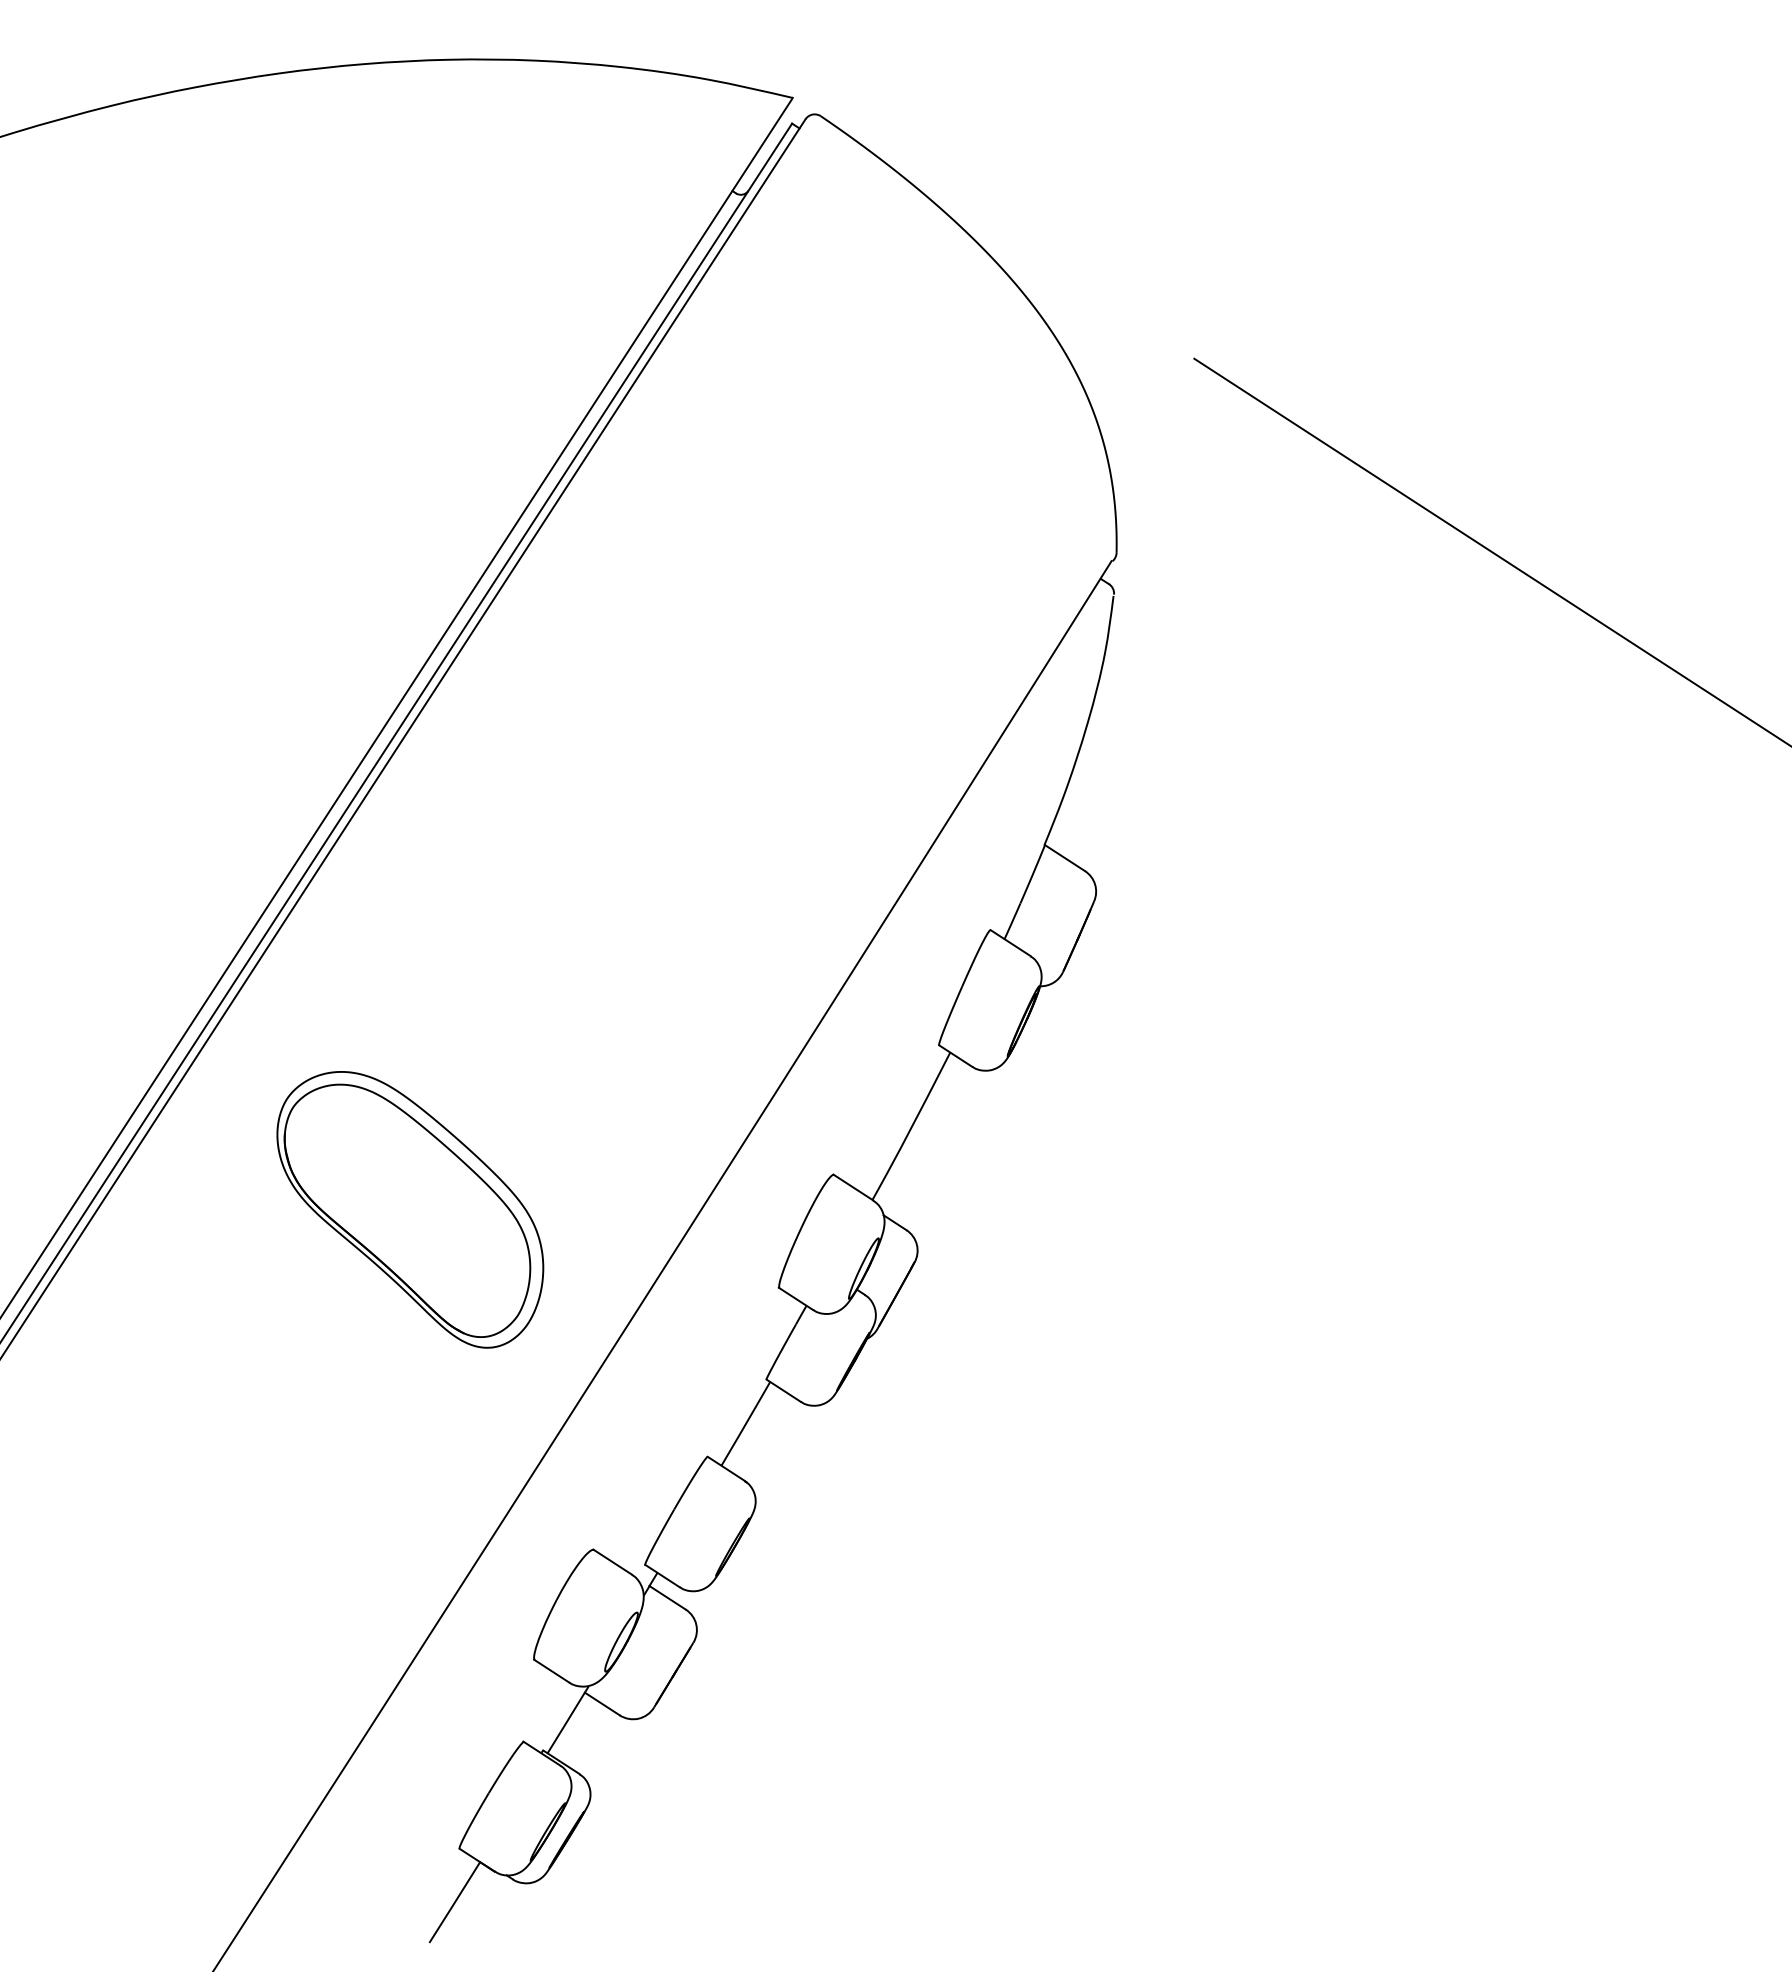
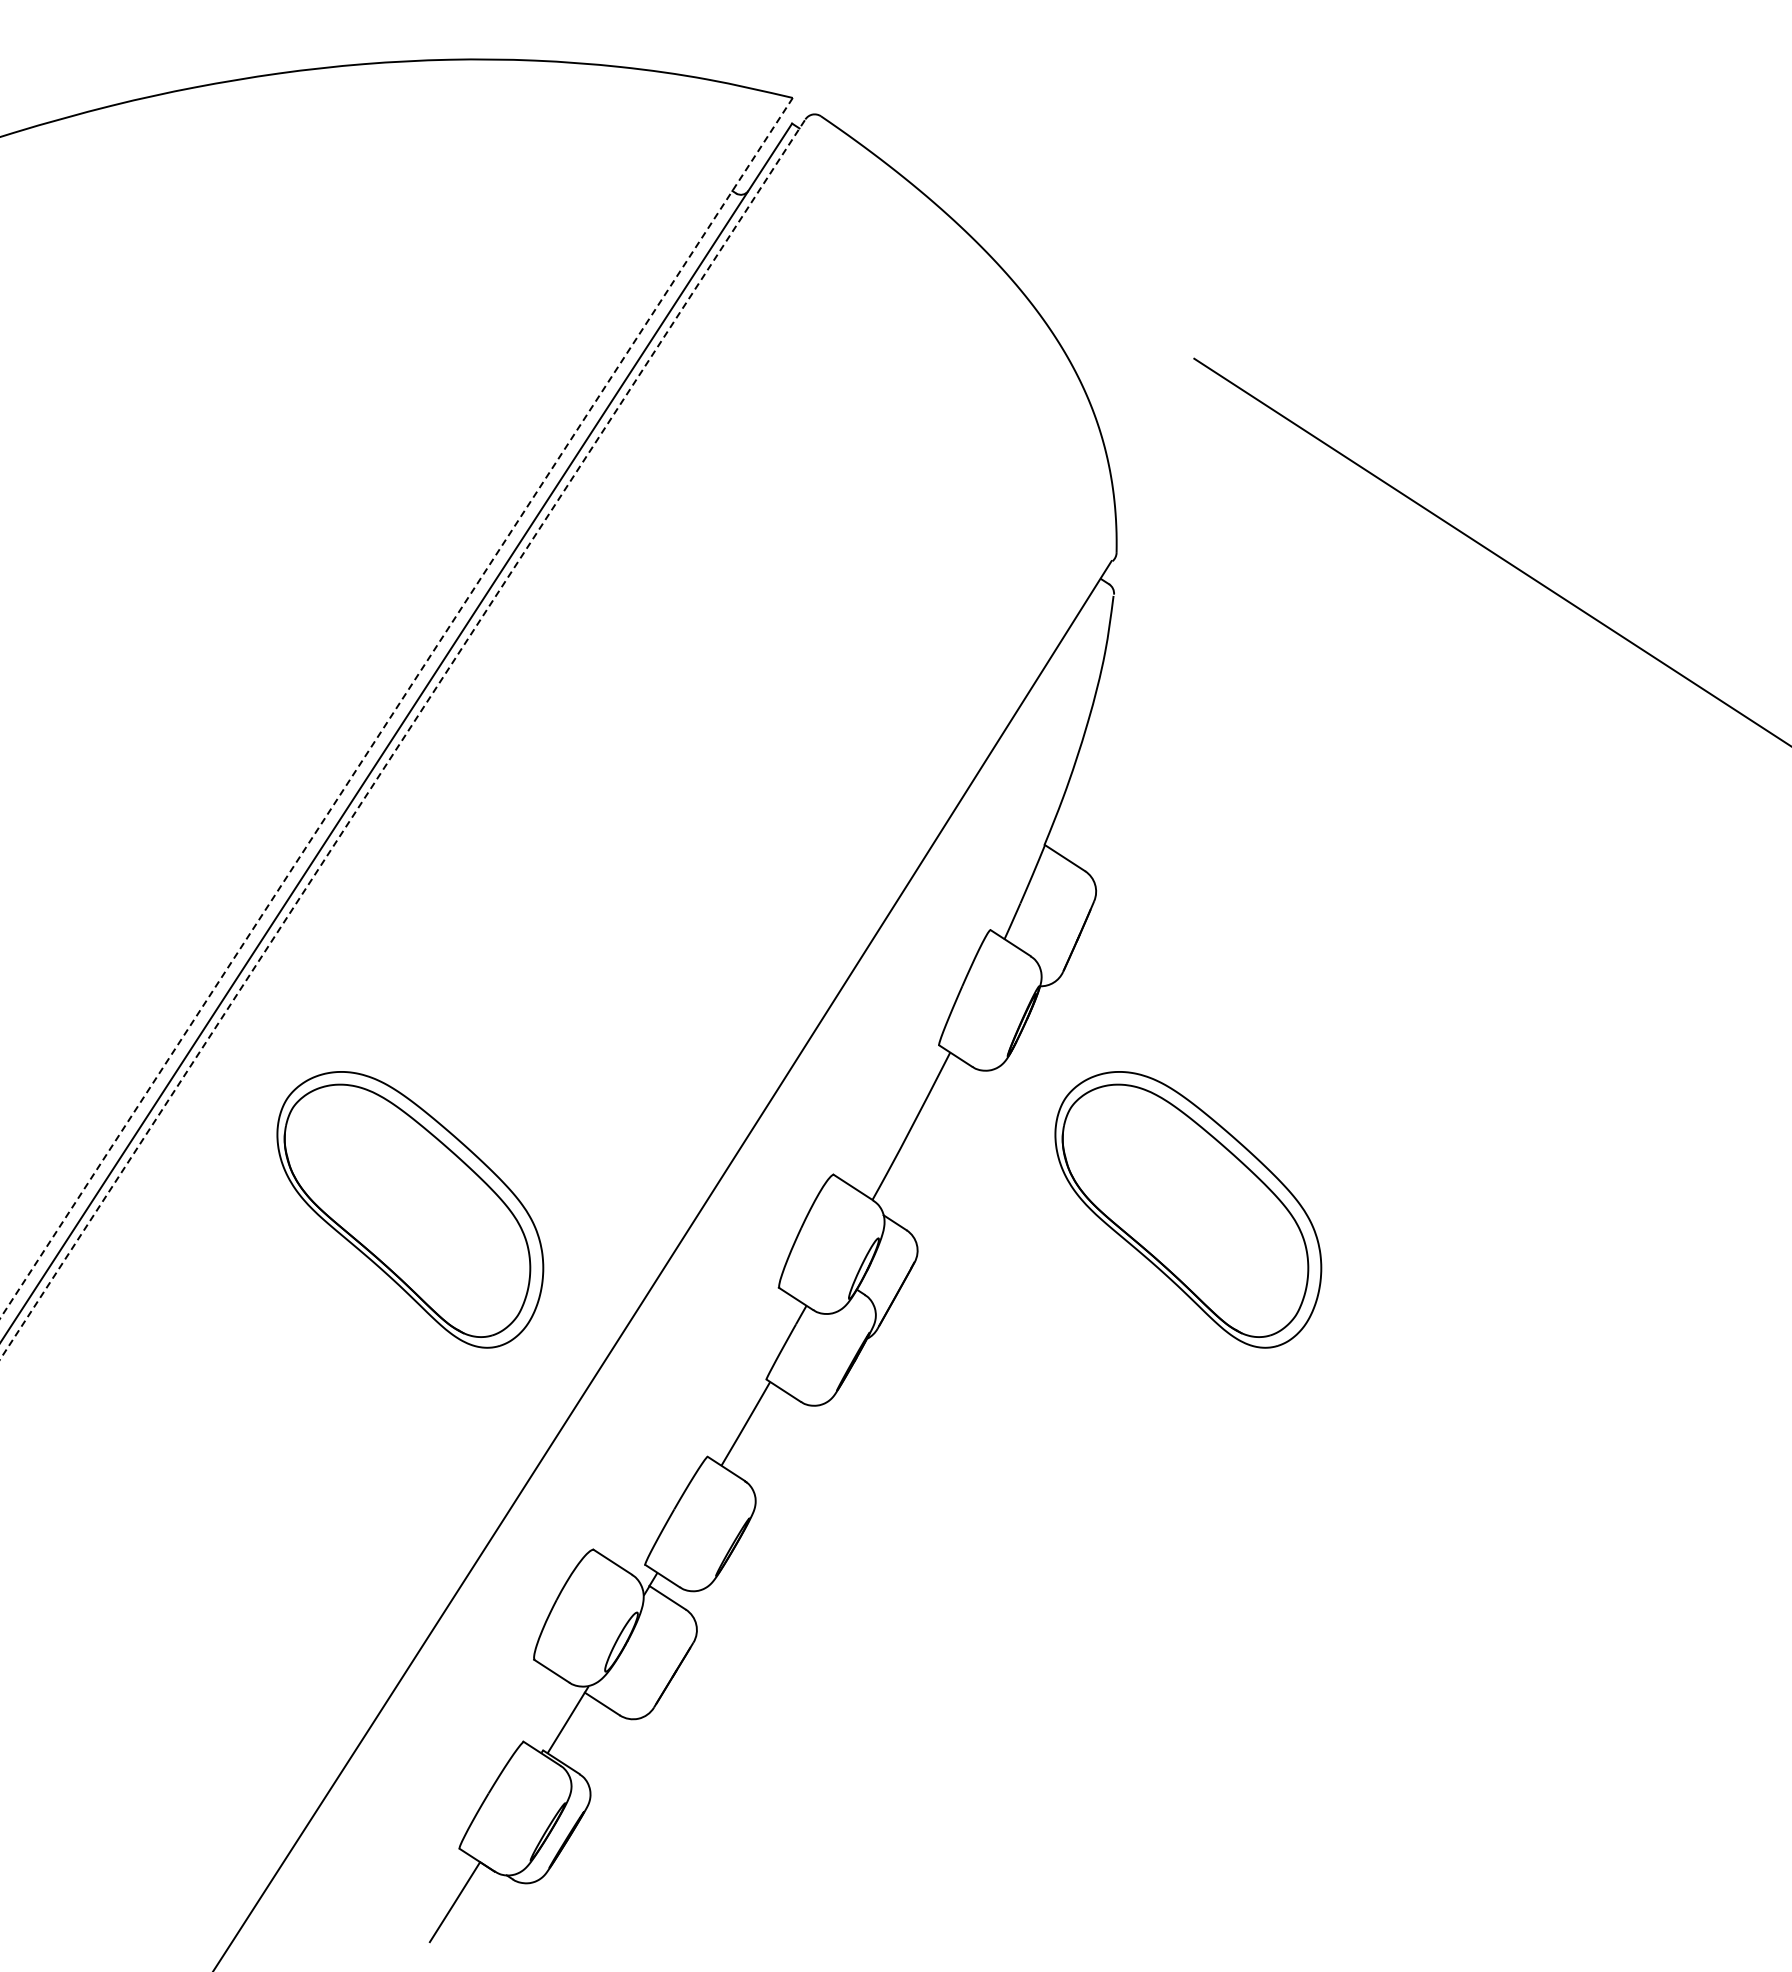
line: solid -> dashed (396, 708)
line: solid -> dashed (403, 739)
part: none -> present (1188, 1209)
